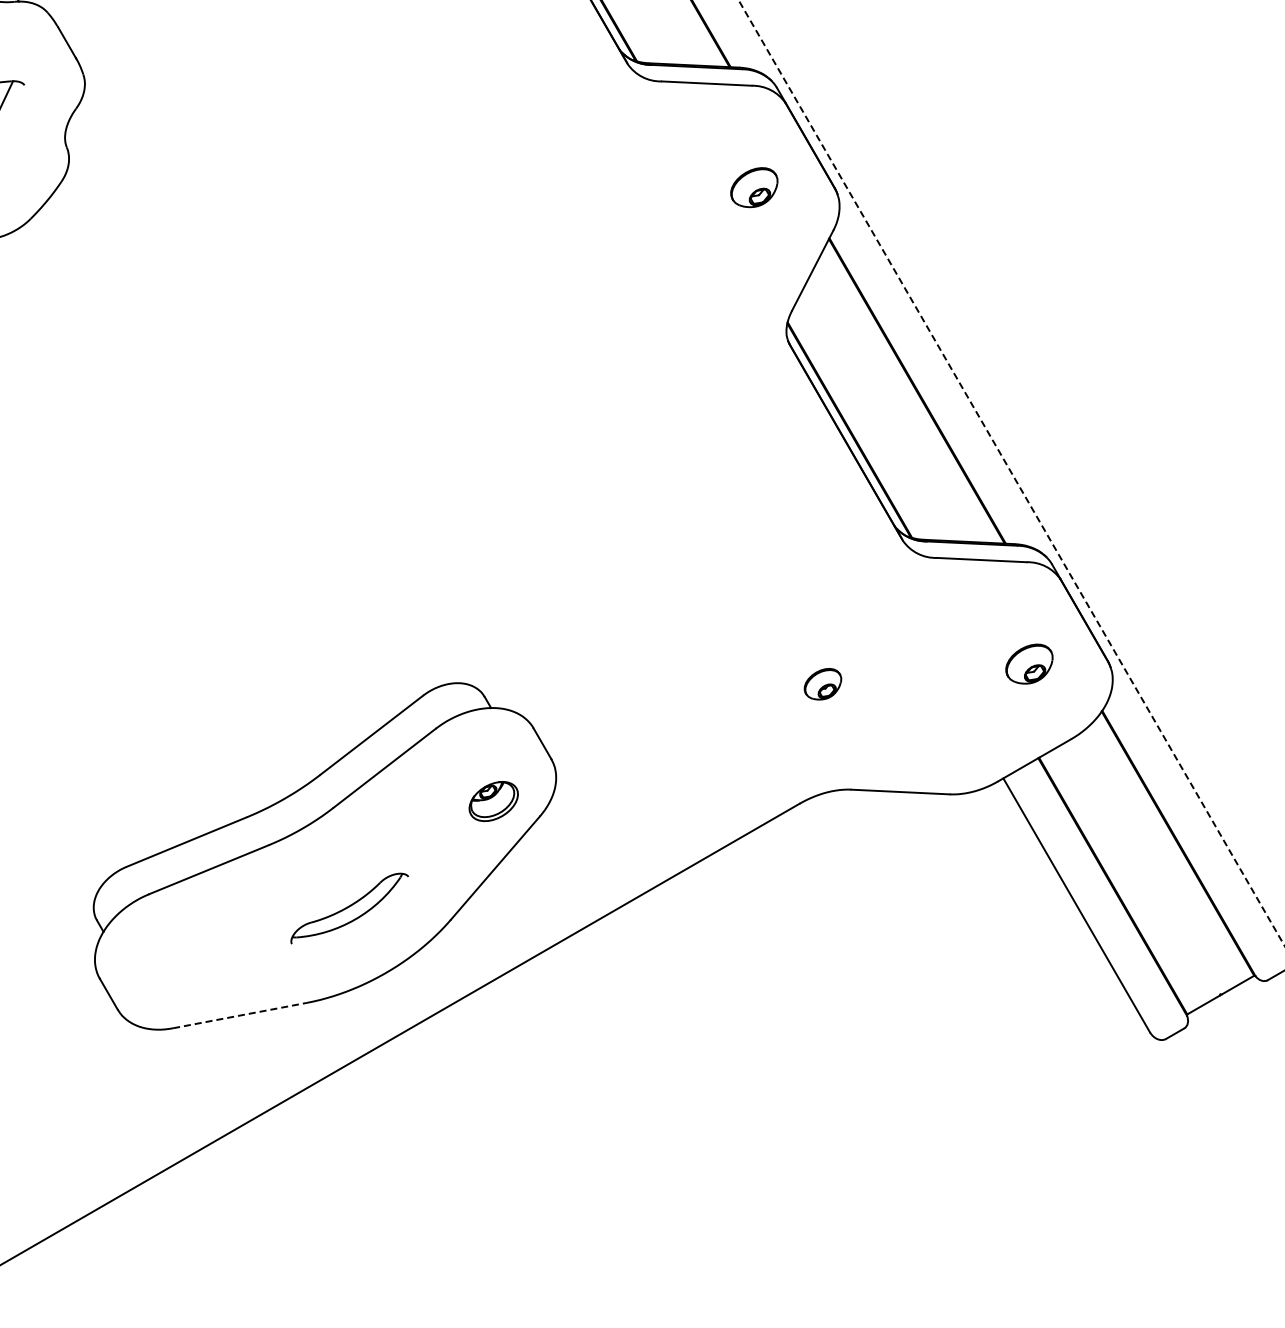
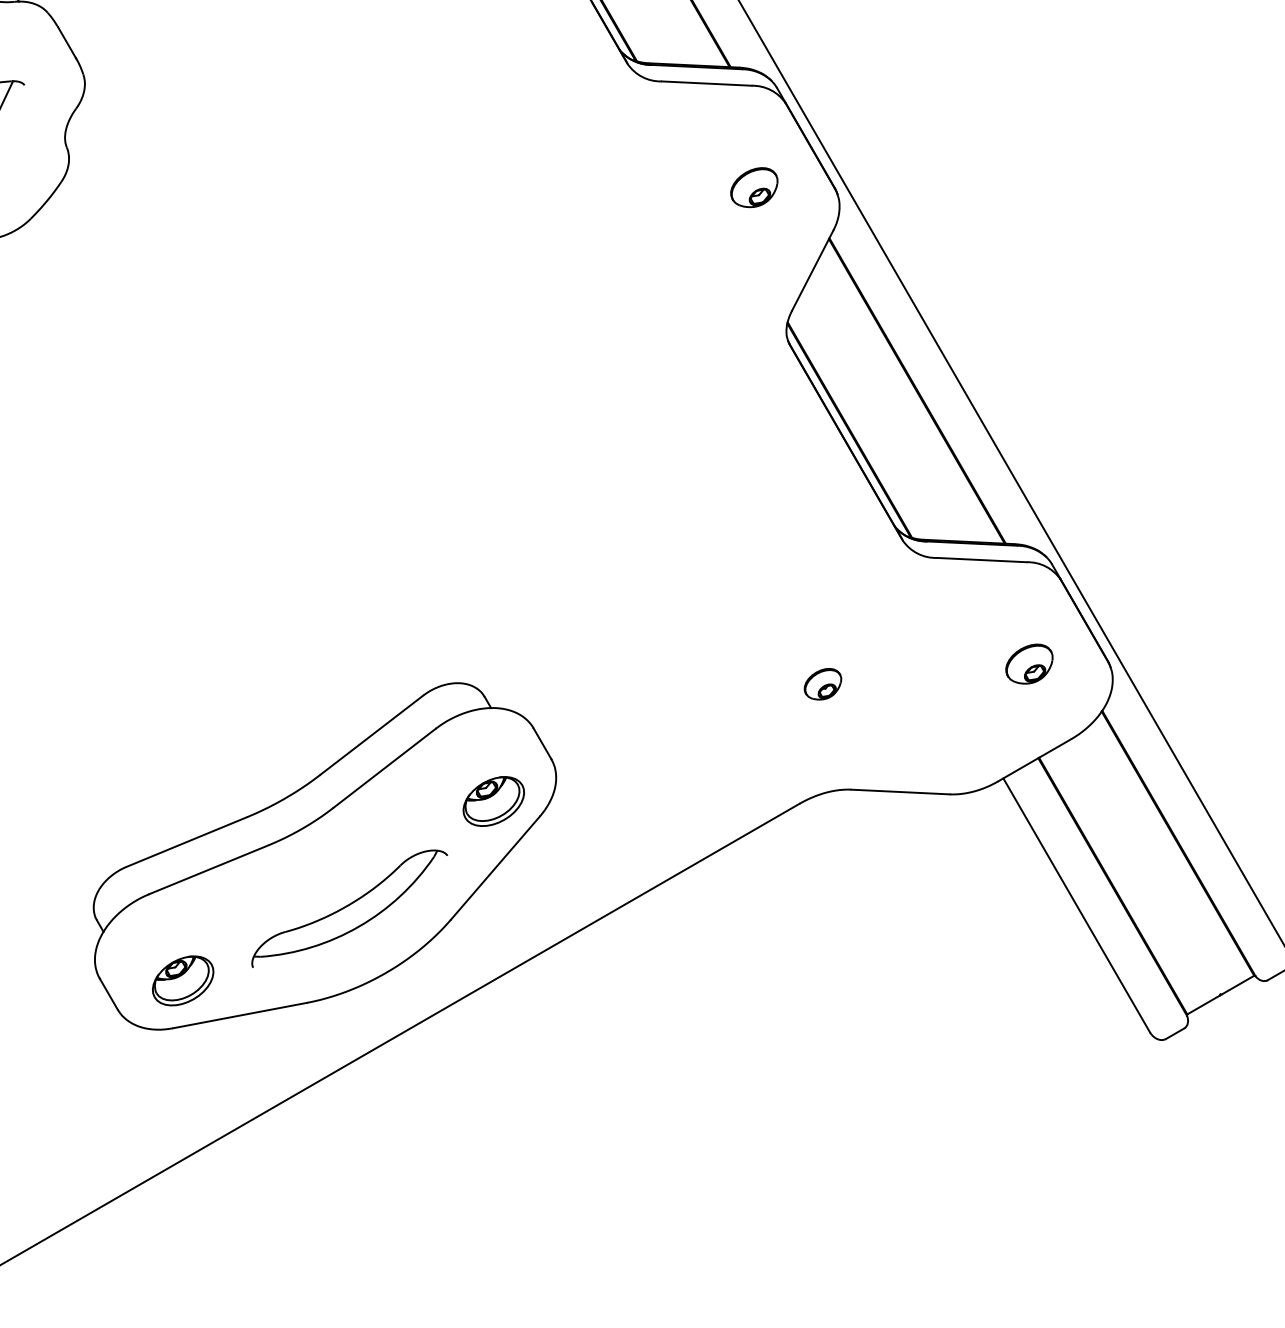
line: dashed -> solid (1011, 473)
part size: 51x41 px -> 63x51 px (493, 801)
part size: 120x73 px -> 198x119 px (349, 908)
part: none -> present (183, 980)
line: dashed -> solid (240, 1015)
